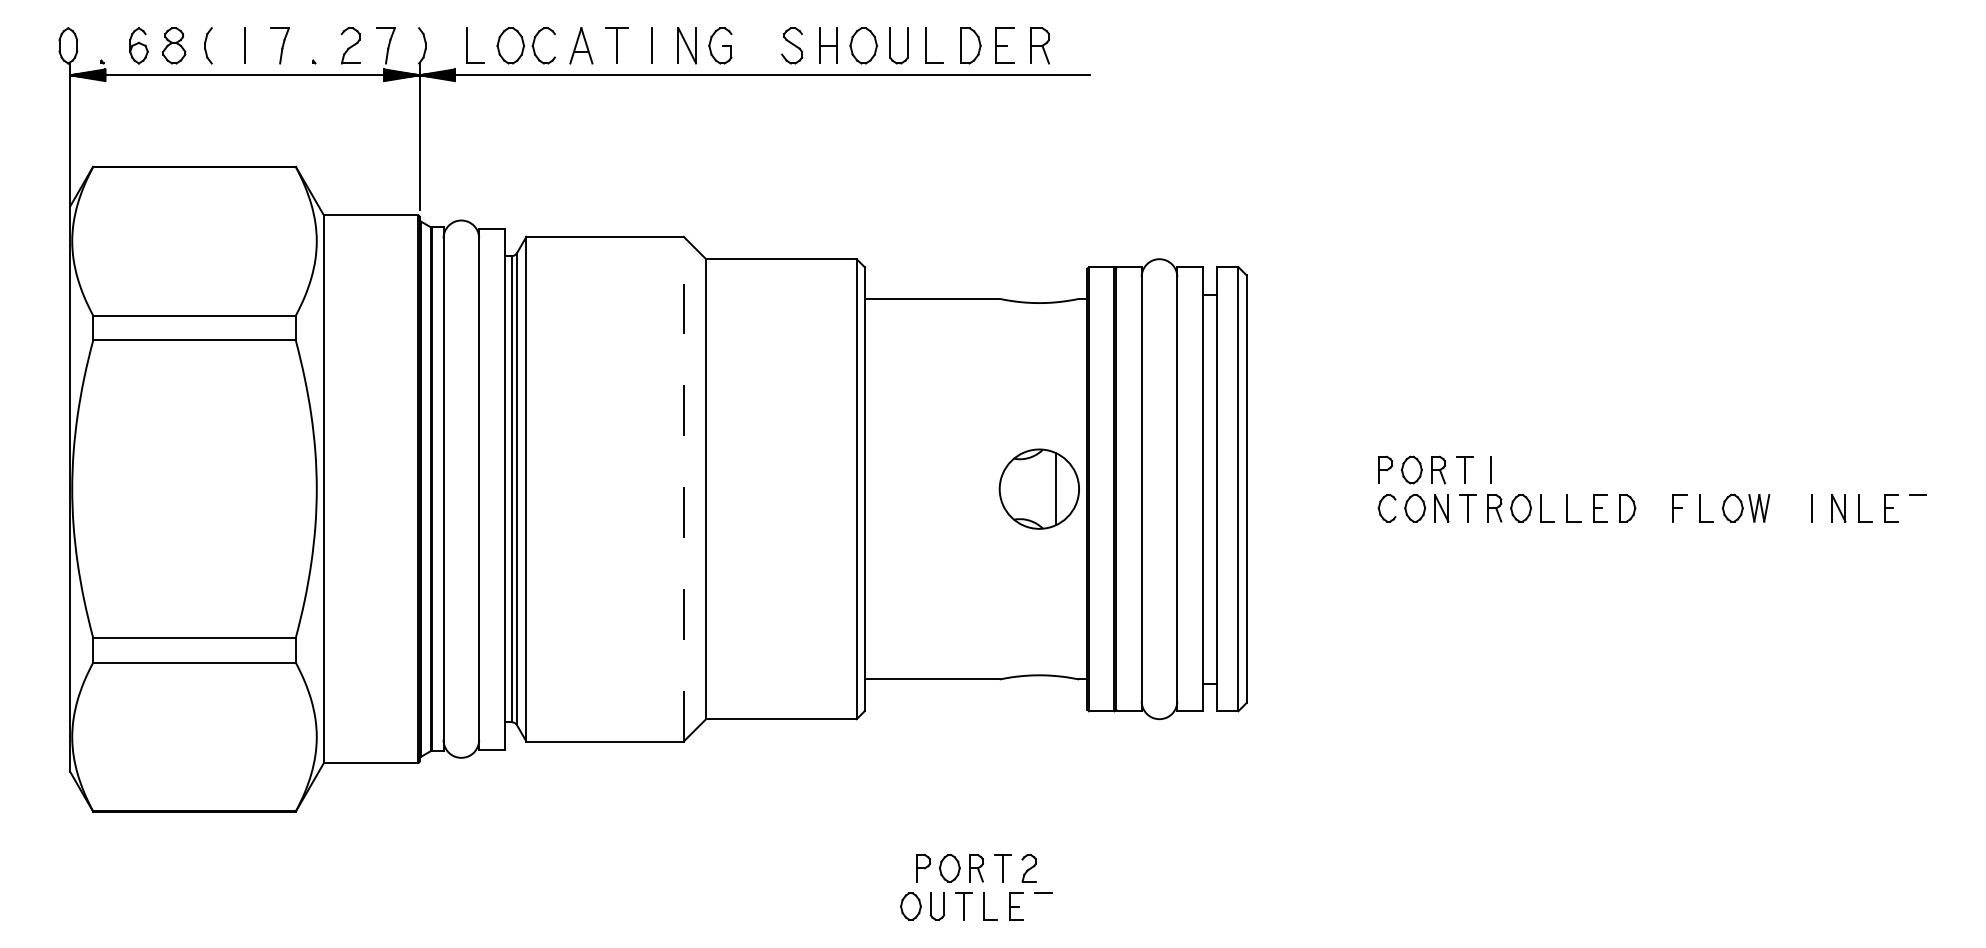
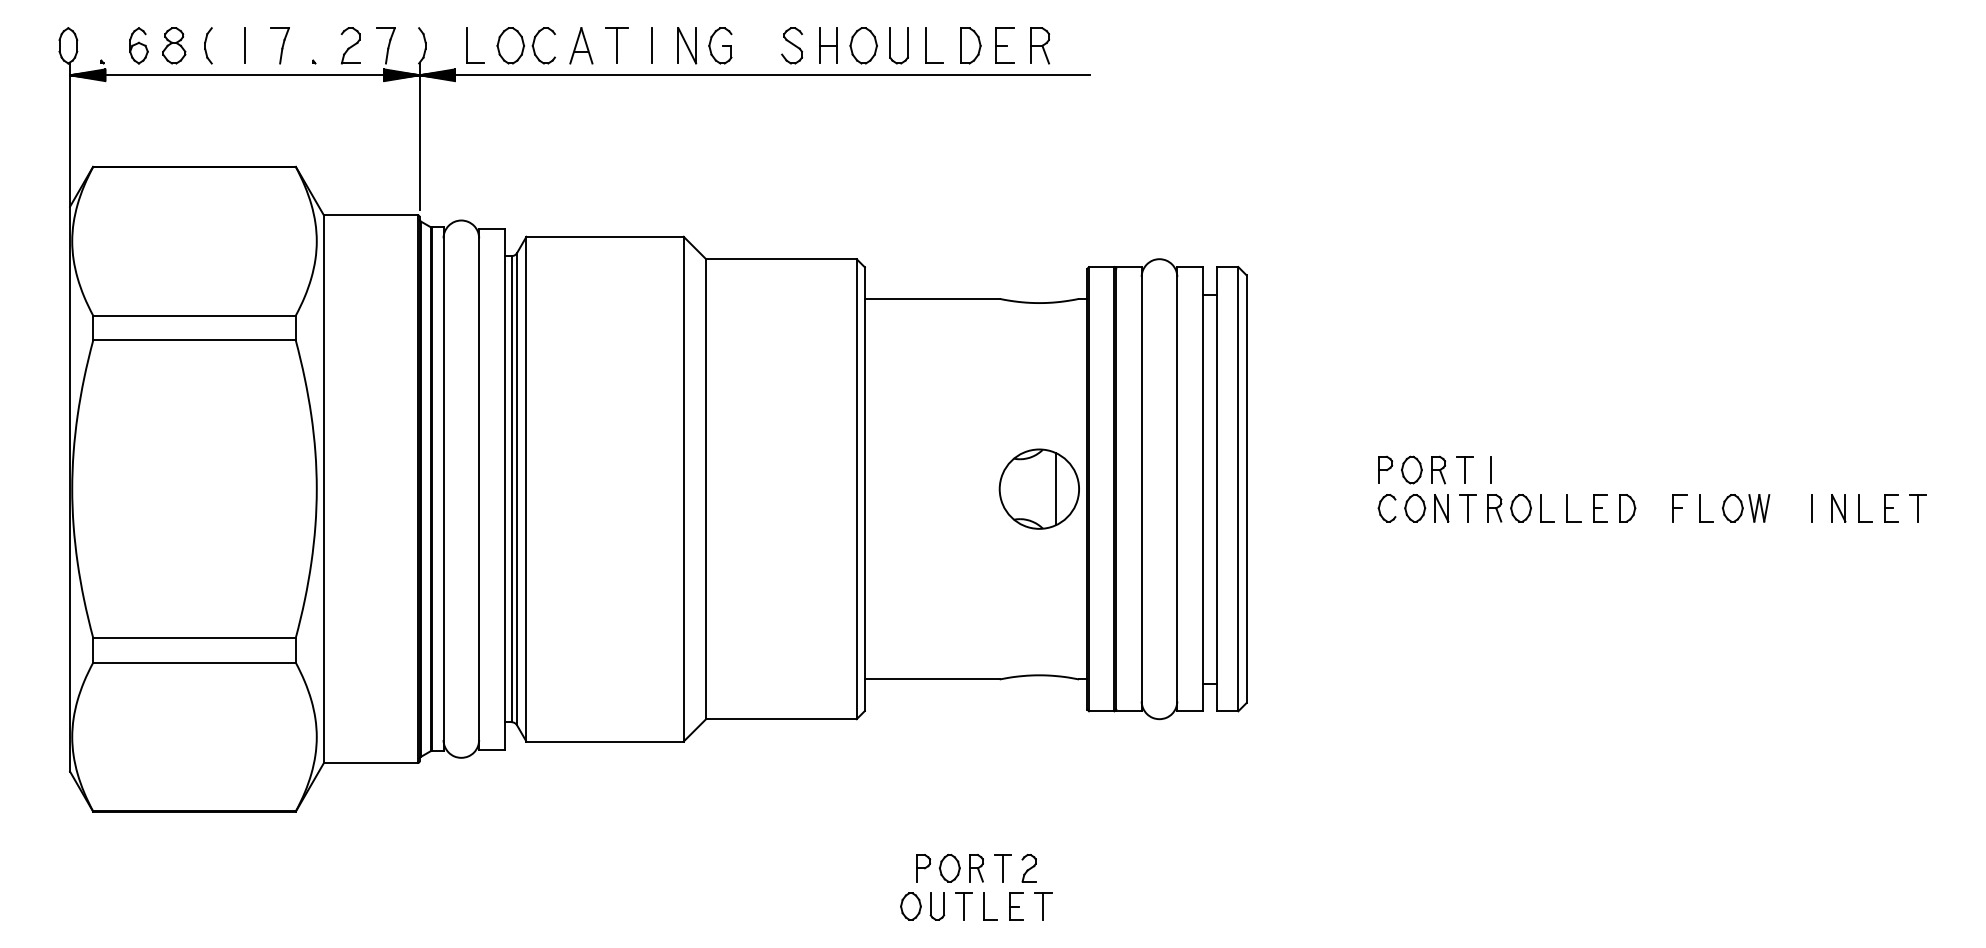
line: dashed -> solid (683, 488)
line: none -> present (1918, 508)
line: none -> present (1043, 906)
